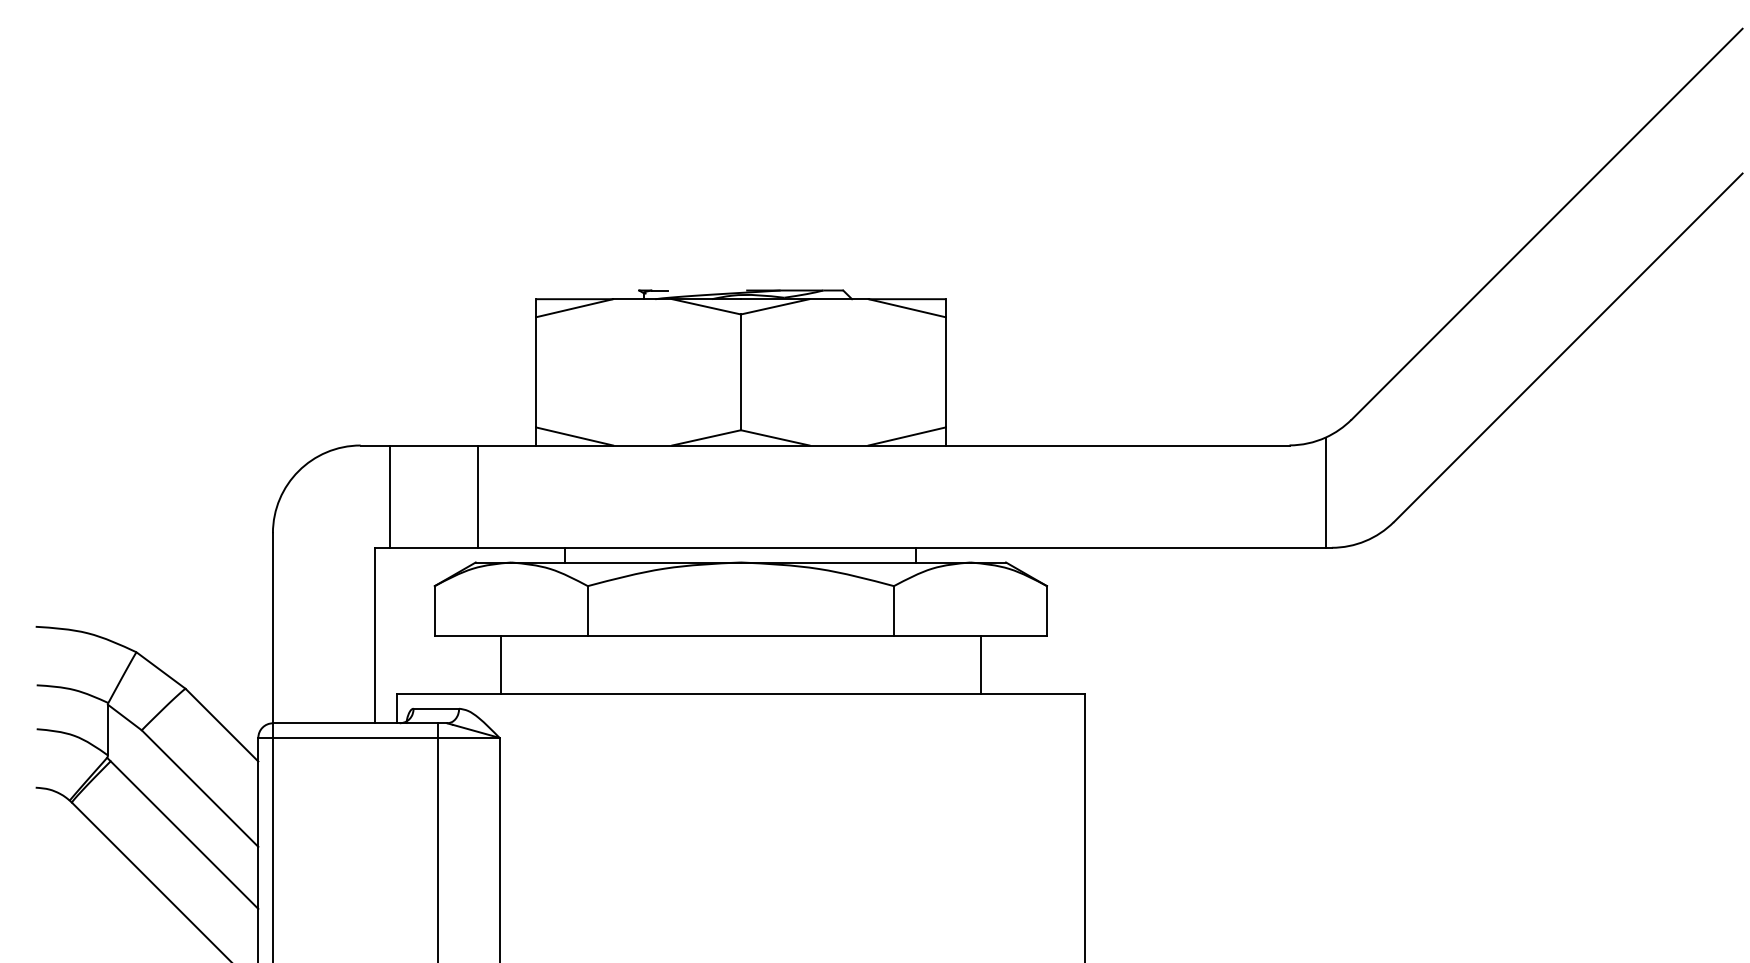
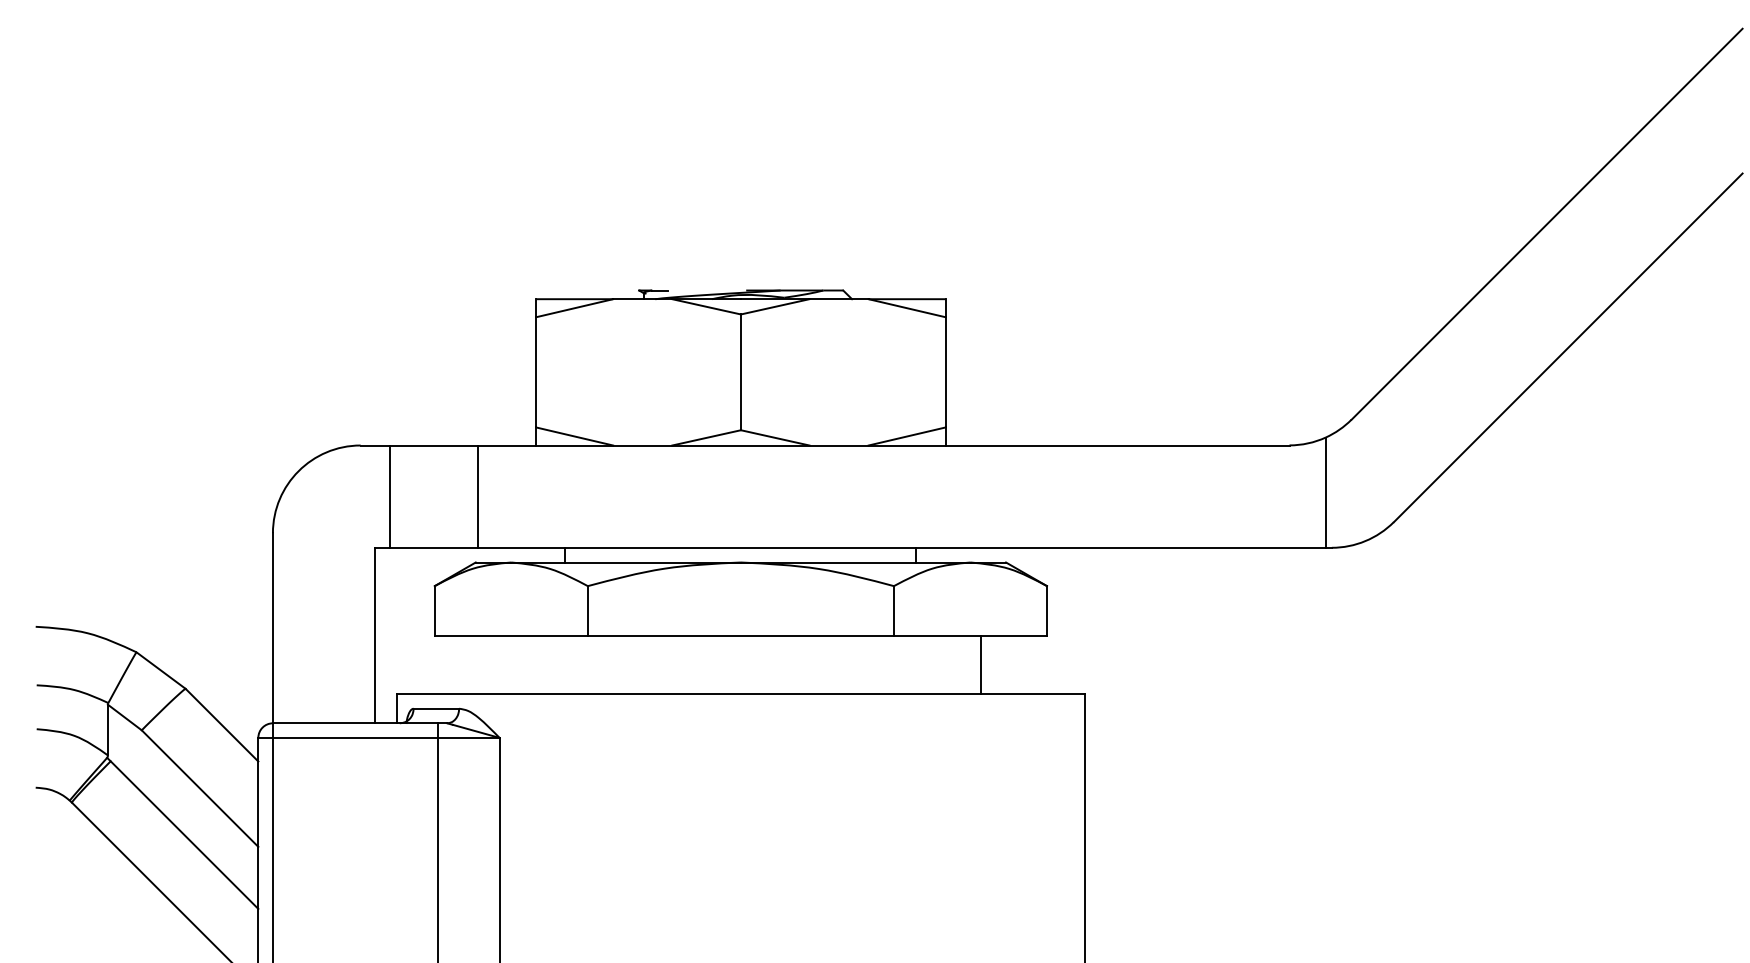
line: present -> none (501, 664)
